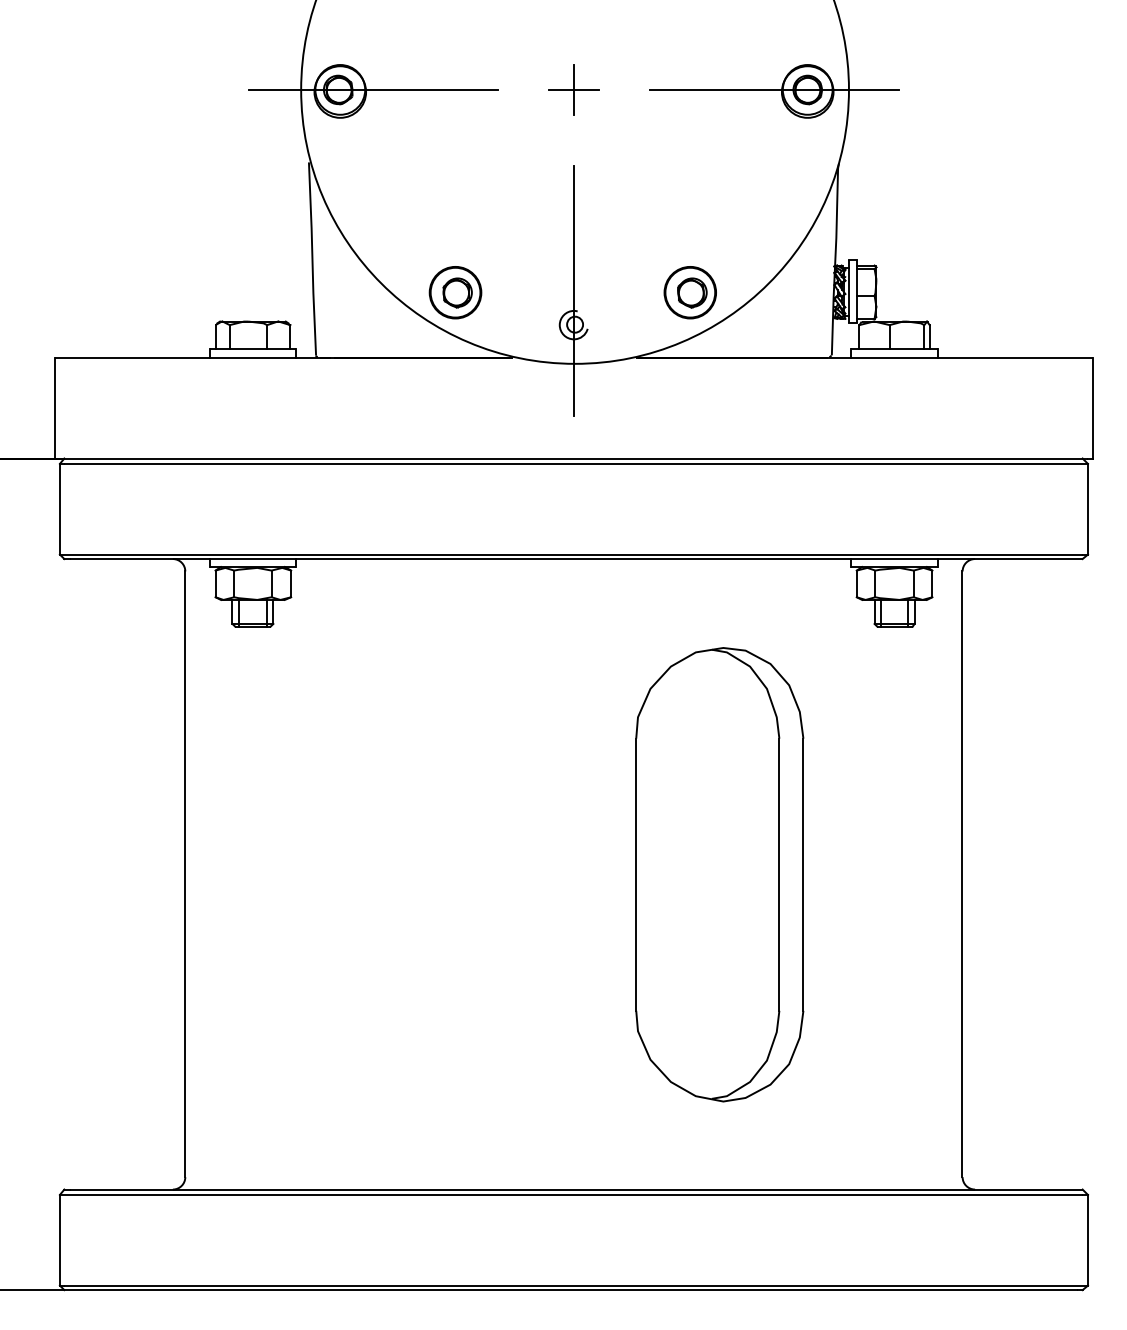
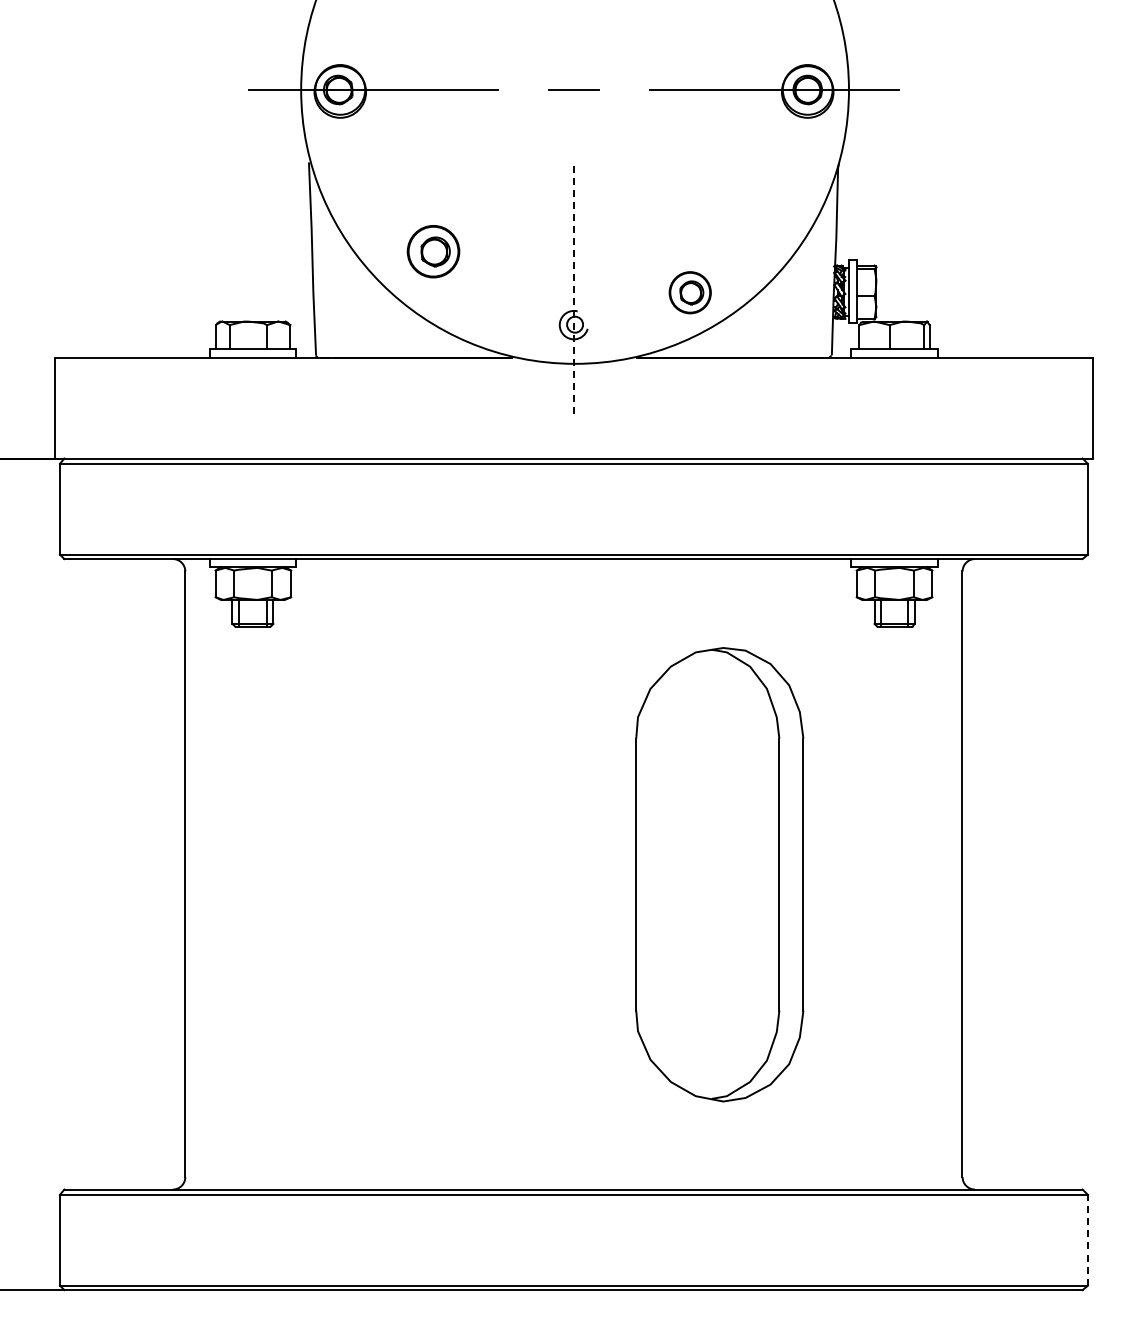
line: present -> none (573, 90)
line: solid -> dashed (573, 290)
part position: (455, 292) -> (433, 251) (433, 251)
part size: 54x54 px -> 44x44 px (689, 292)
line: solid -> dashed (1087, 1239)
